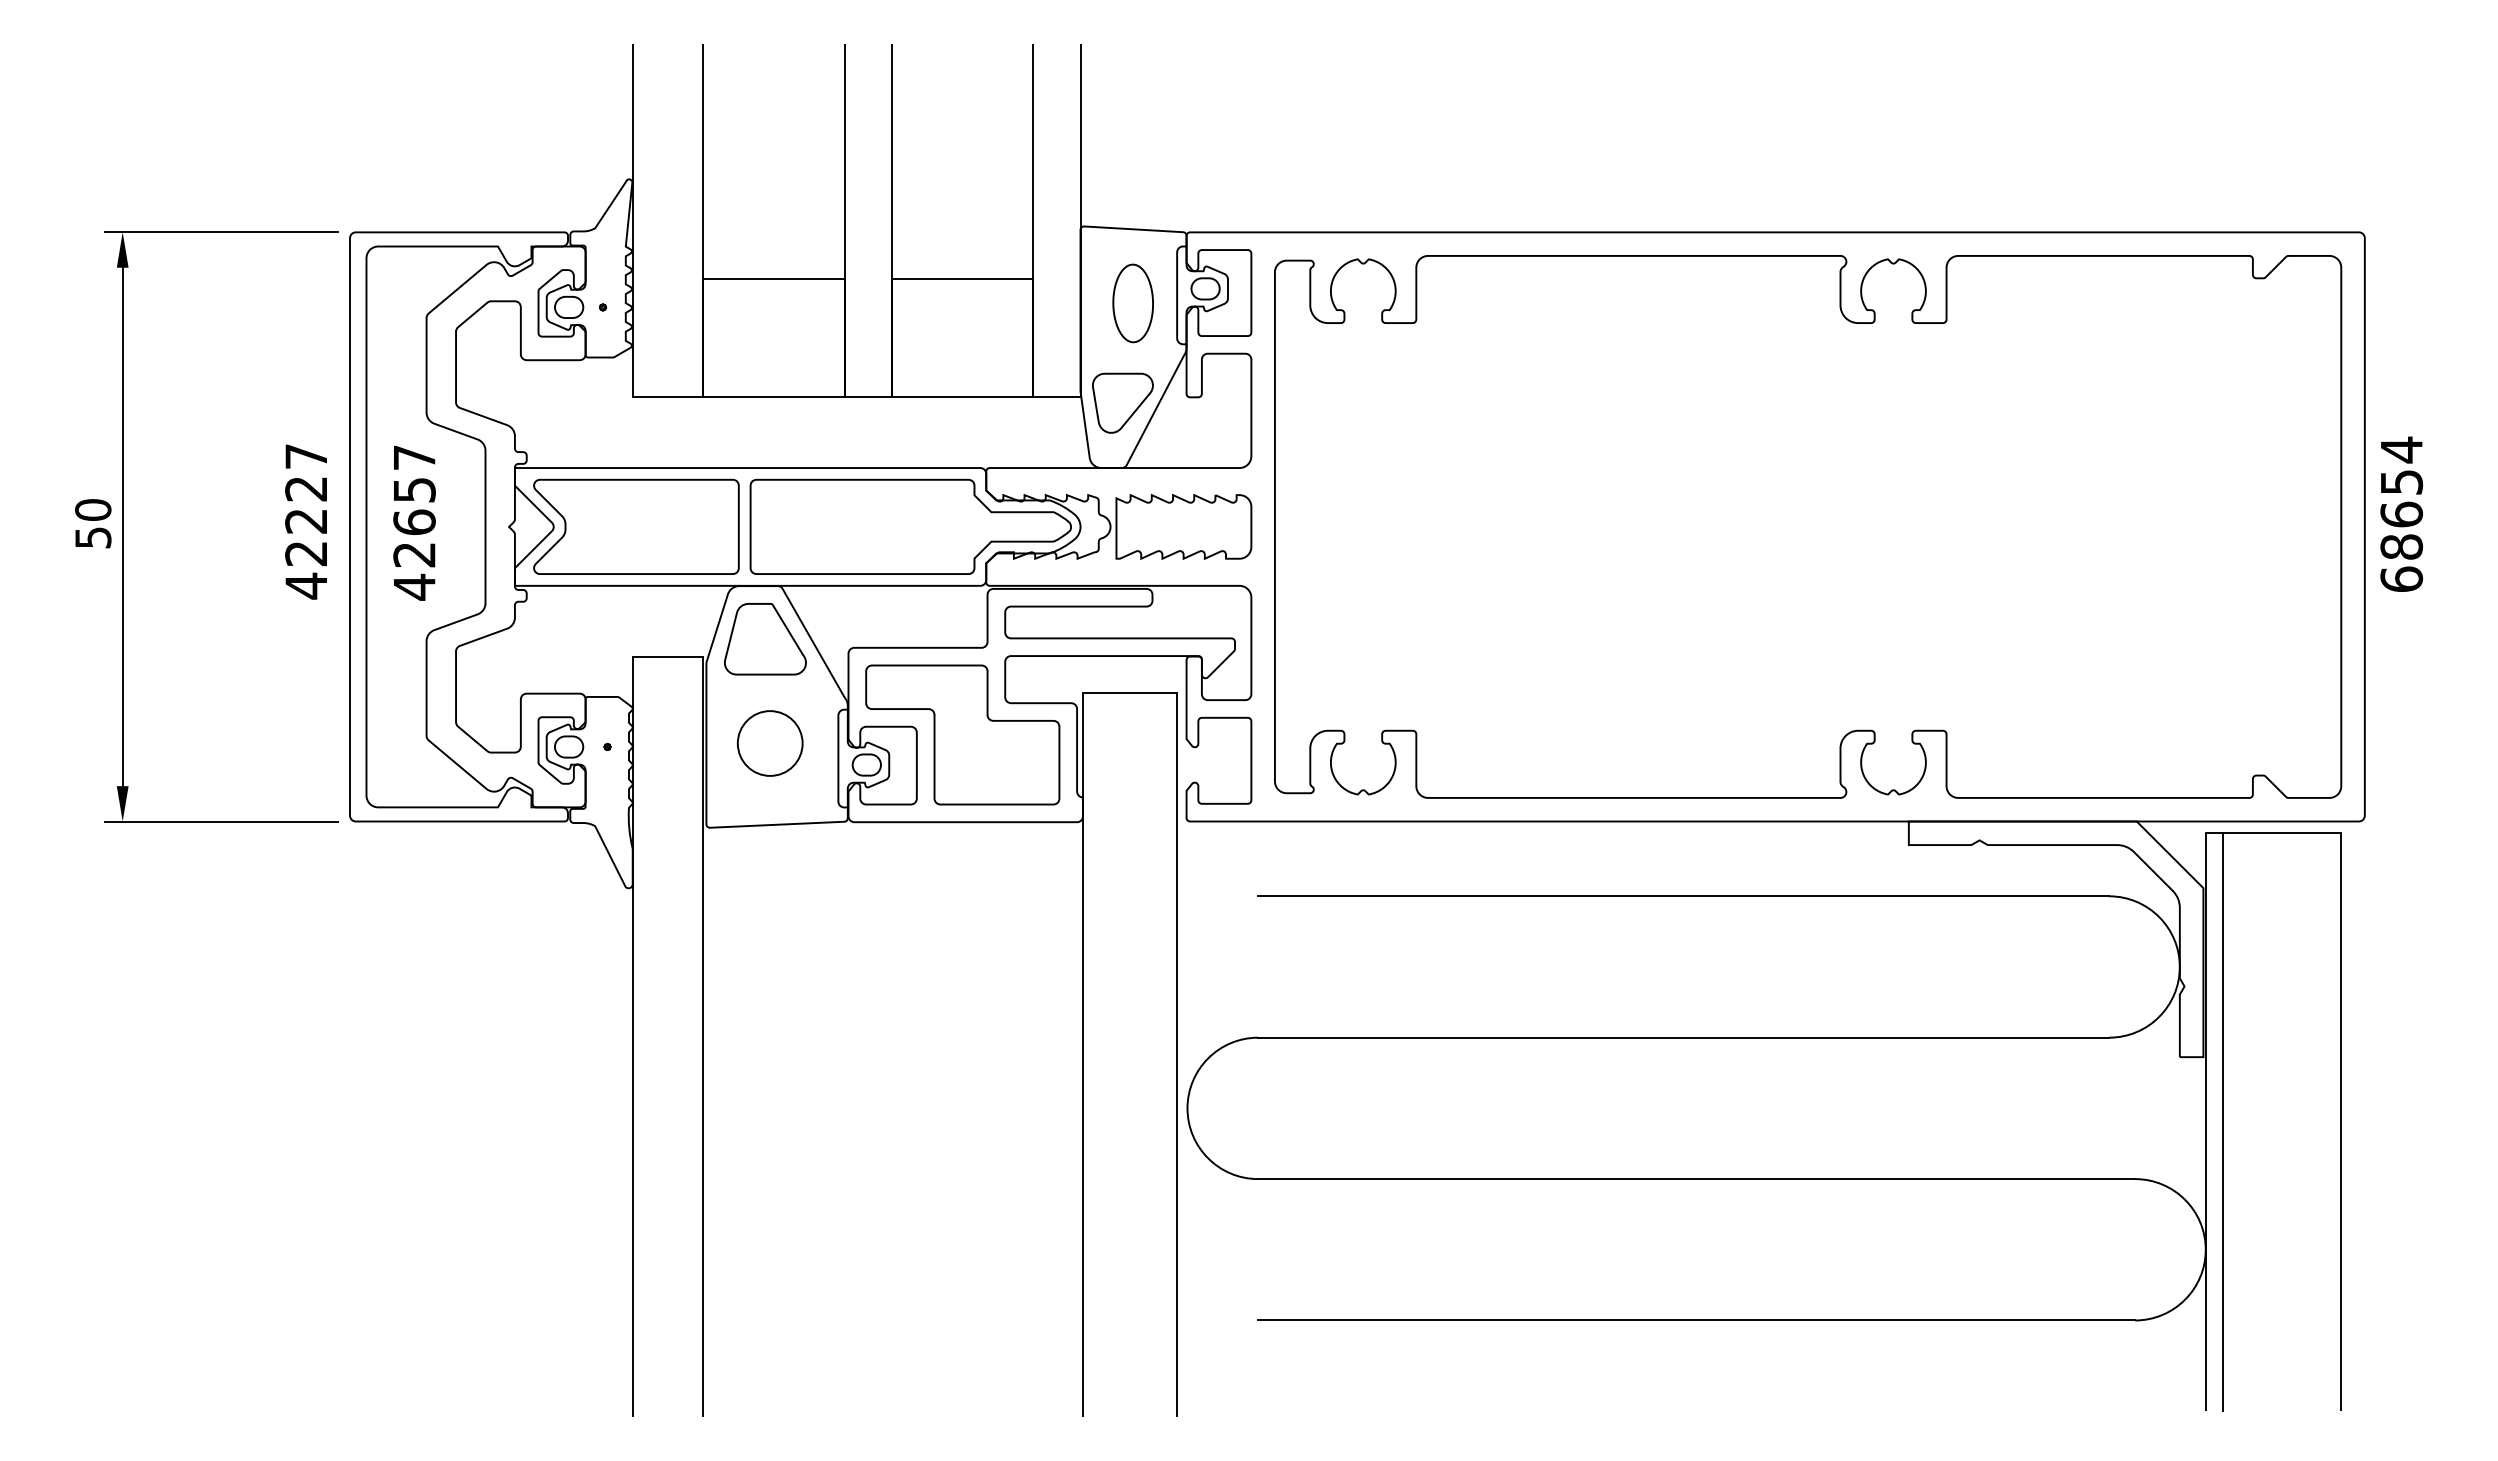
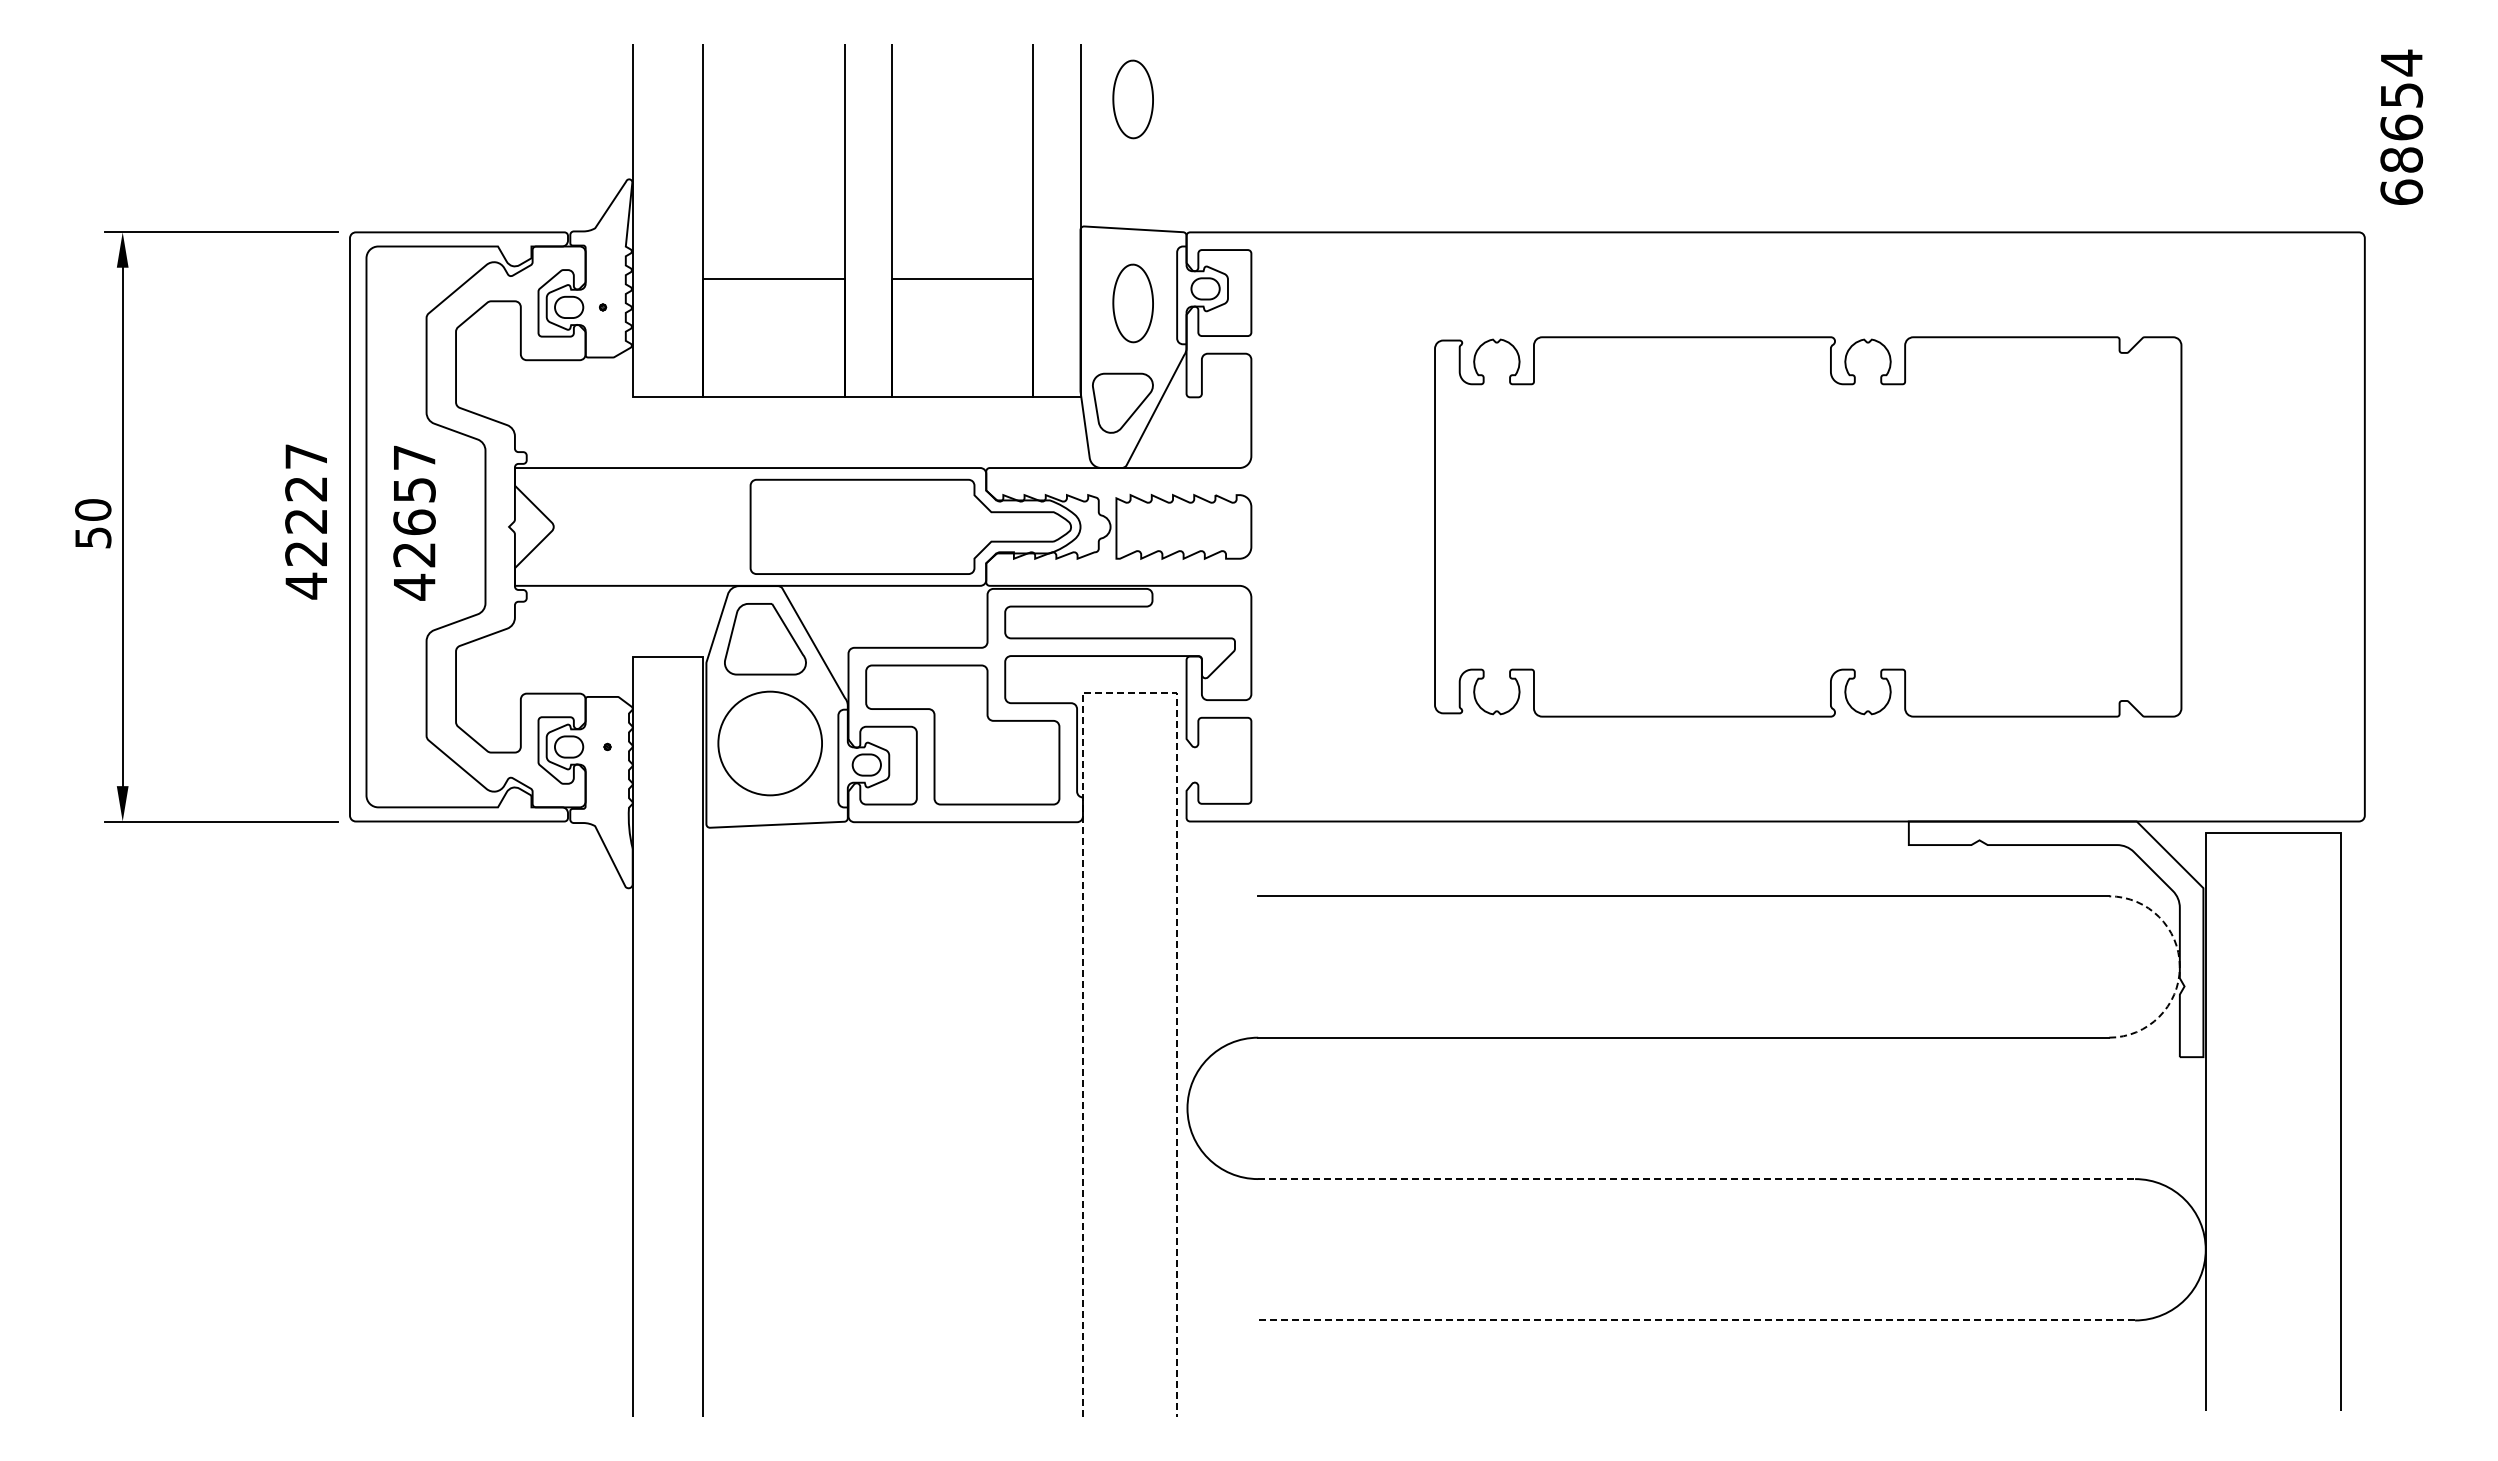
part: none -> present (1132, 99)
text position: (2401, 513) -> (2401, 126) (2401, 126)
part: present -> none (636, 526)
part size: 1069x544 px -> 749x382 px (1808, 526)
line: solid -> dashed (1130, 692)
circle diameter: 65 px -> 104 px (770, 743)
arc: solid -> dashed (2179, 967)
line: present -> none (2223, 1121)
line: solid -> dashed (1697, 1179)
line: solid -> dashed (1696, 1320)
